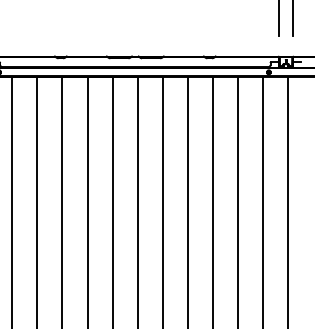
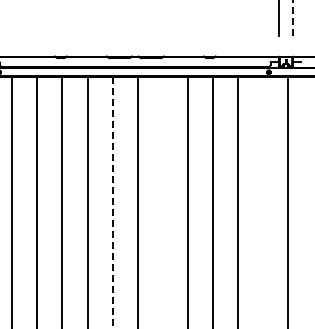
line: solid -> dashed (292, 17)
line: present -> none (162, 200)
line: present -> none (263, 200)
line: solid -> dashed (112, 202)
